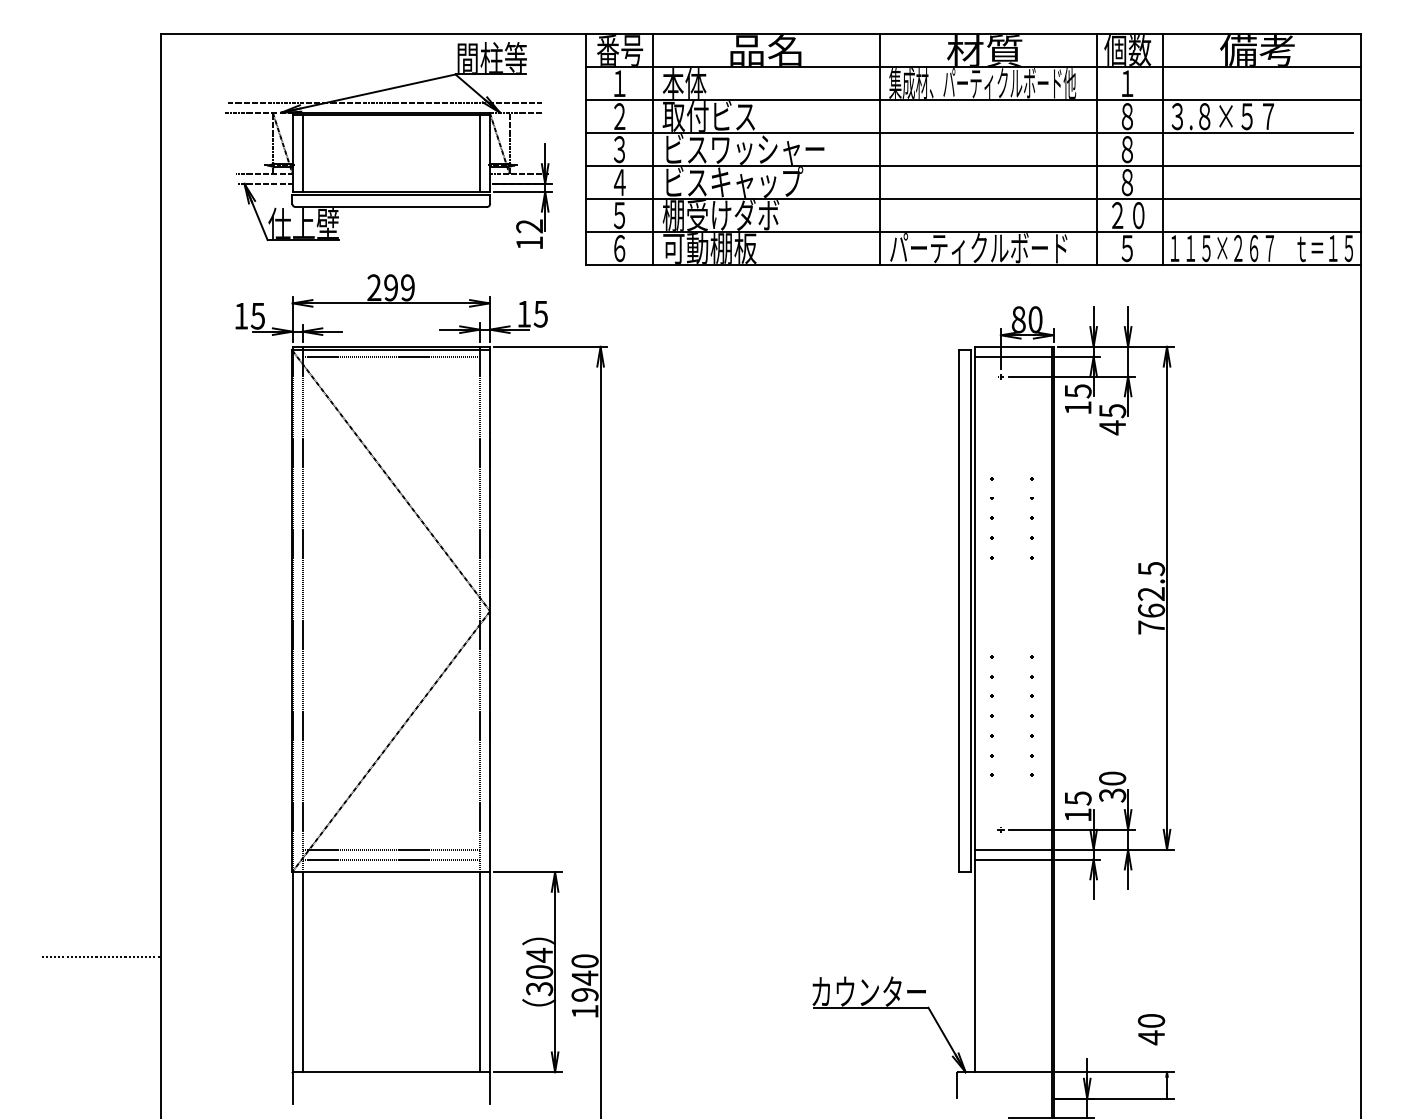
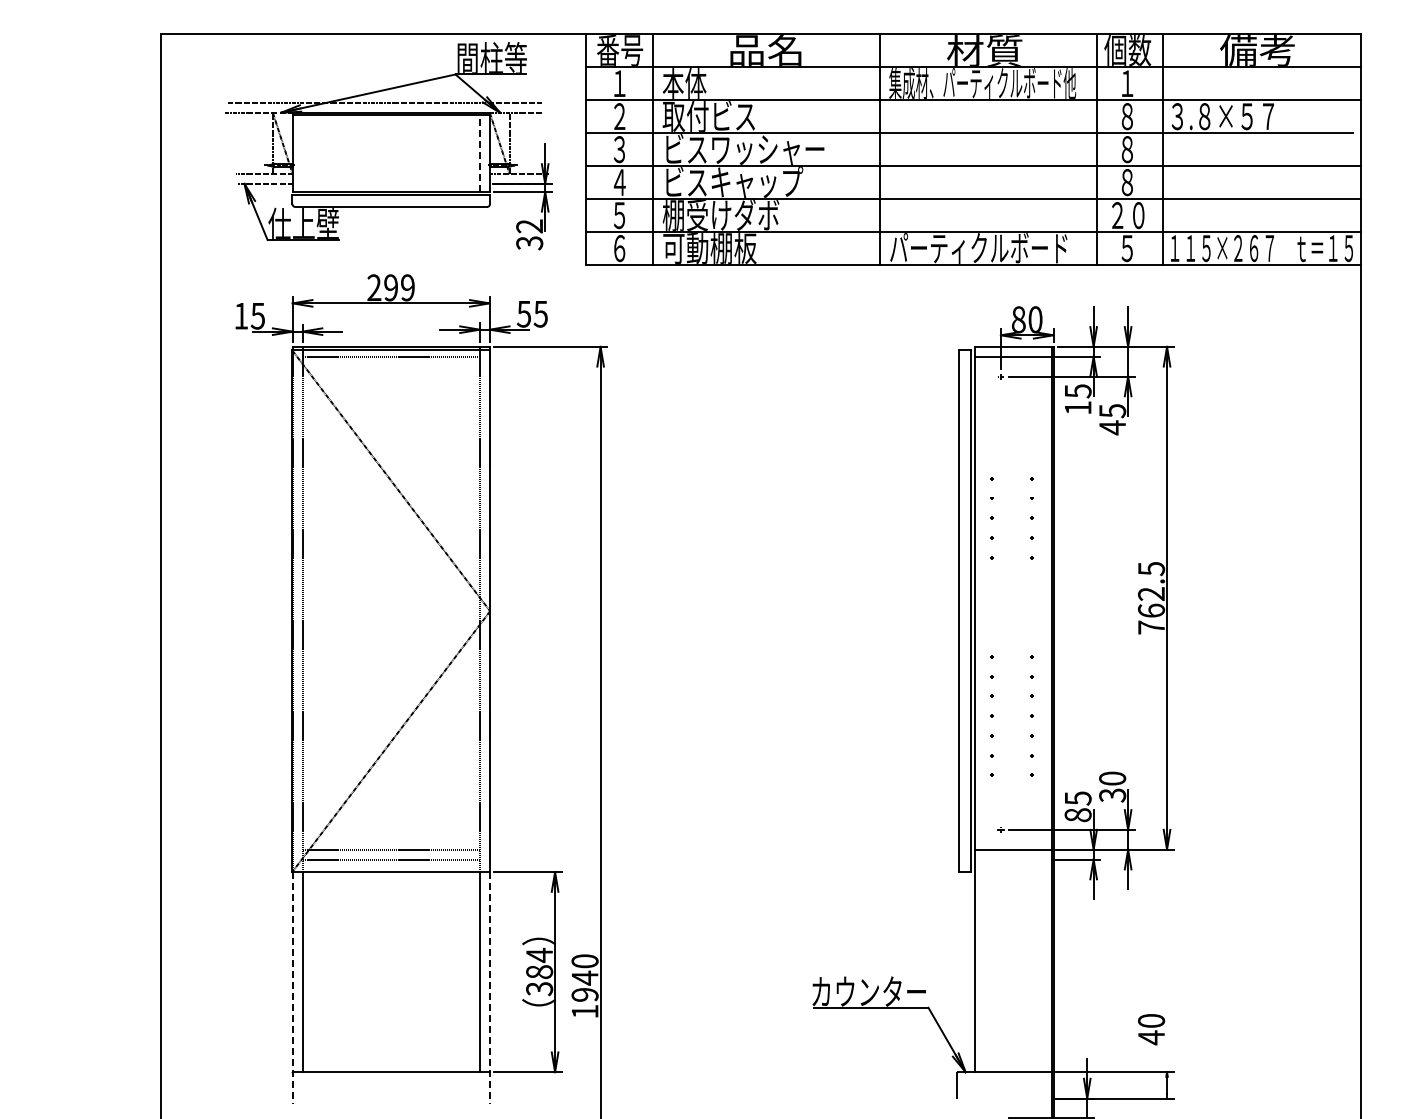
line: present -> none (302, 152)
line: solid -> dashed (479, 153)
text: 12 -> 32 (529, 243)
text: 15 -> 55 (523, 314)
text: 15 -> 85 (1077, 815)
line: present -> none (1012, 859)
line: present -> none (101, 957)
text: 304 -> 384 (539, 971)
line: solid -> dashed (292, 988)
line: solid -> dashed (489, 988)
